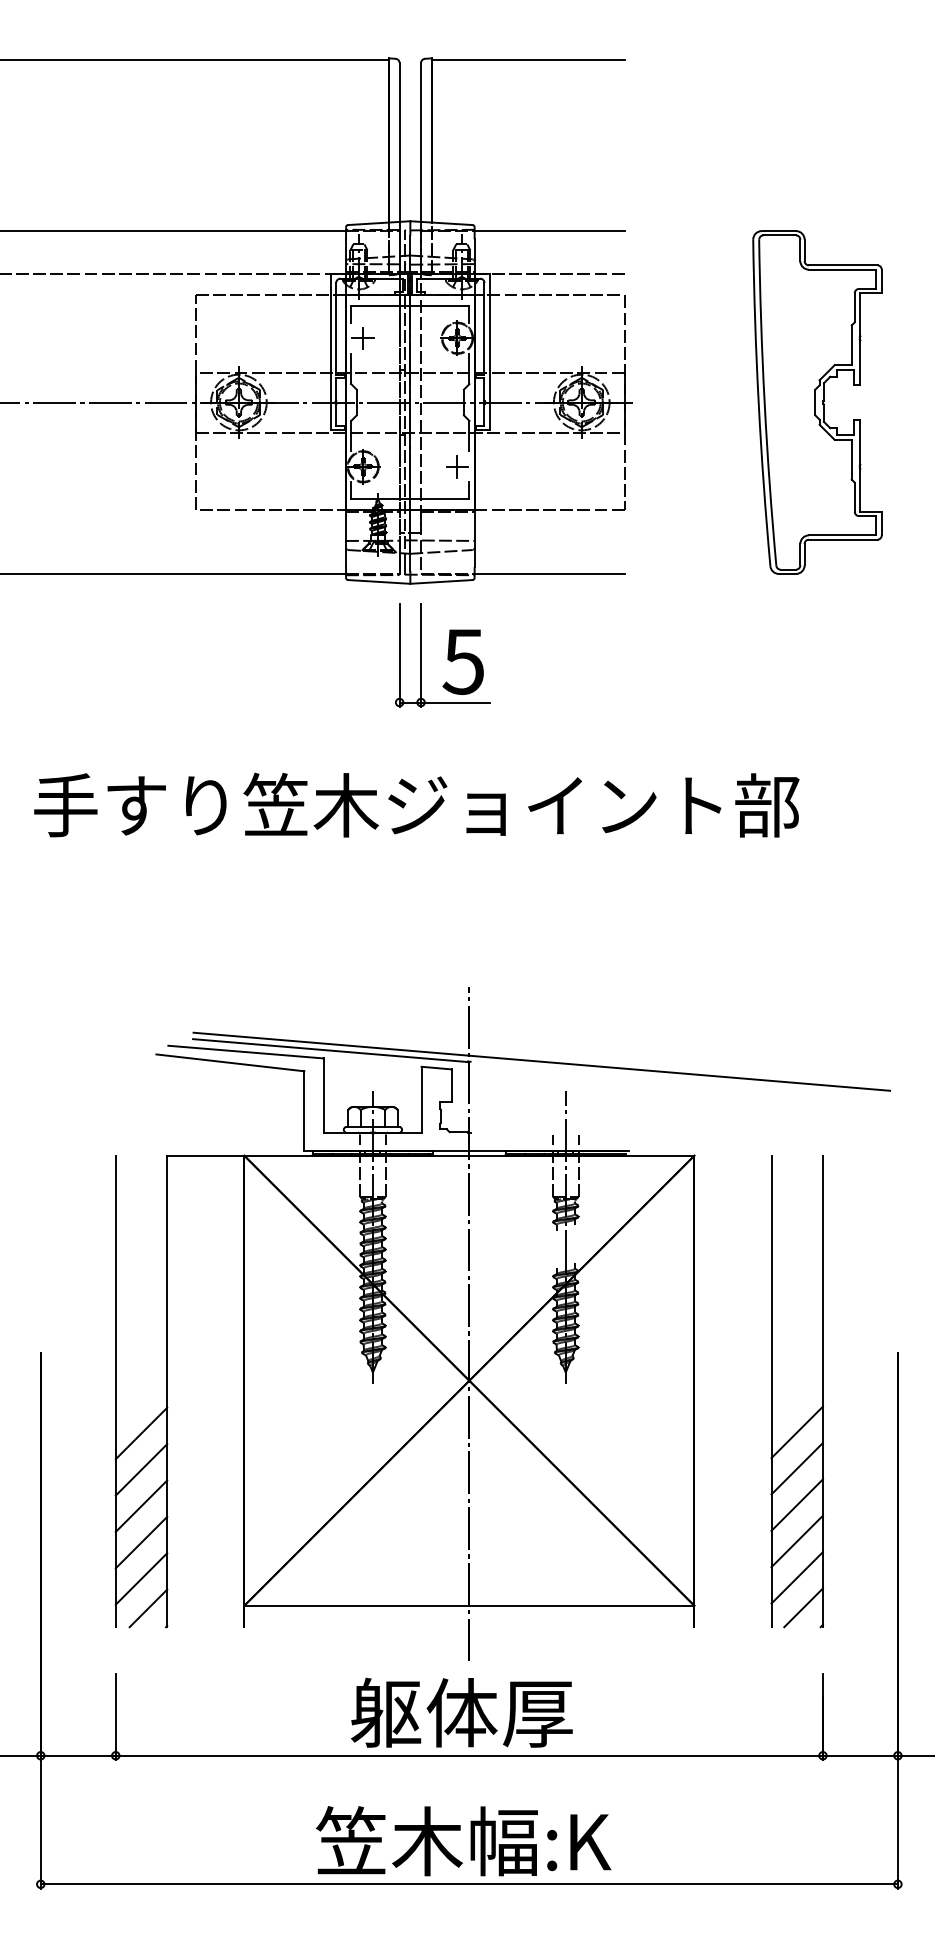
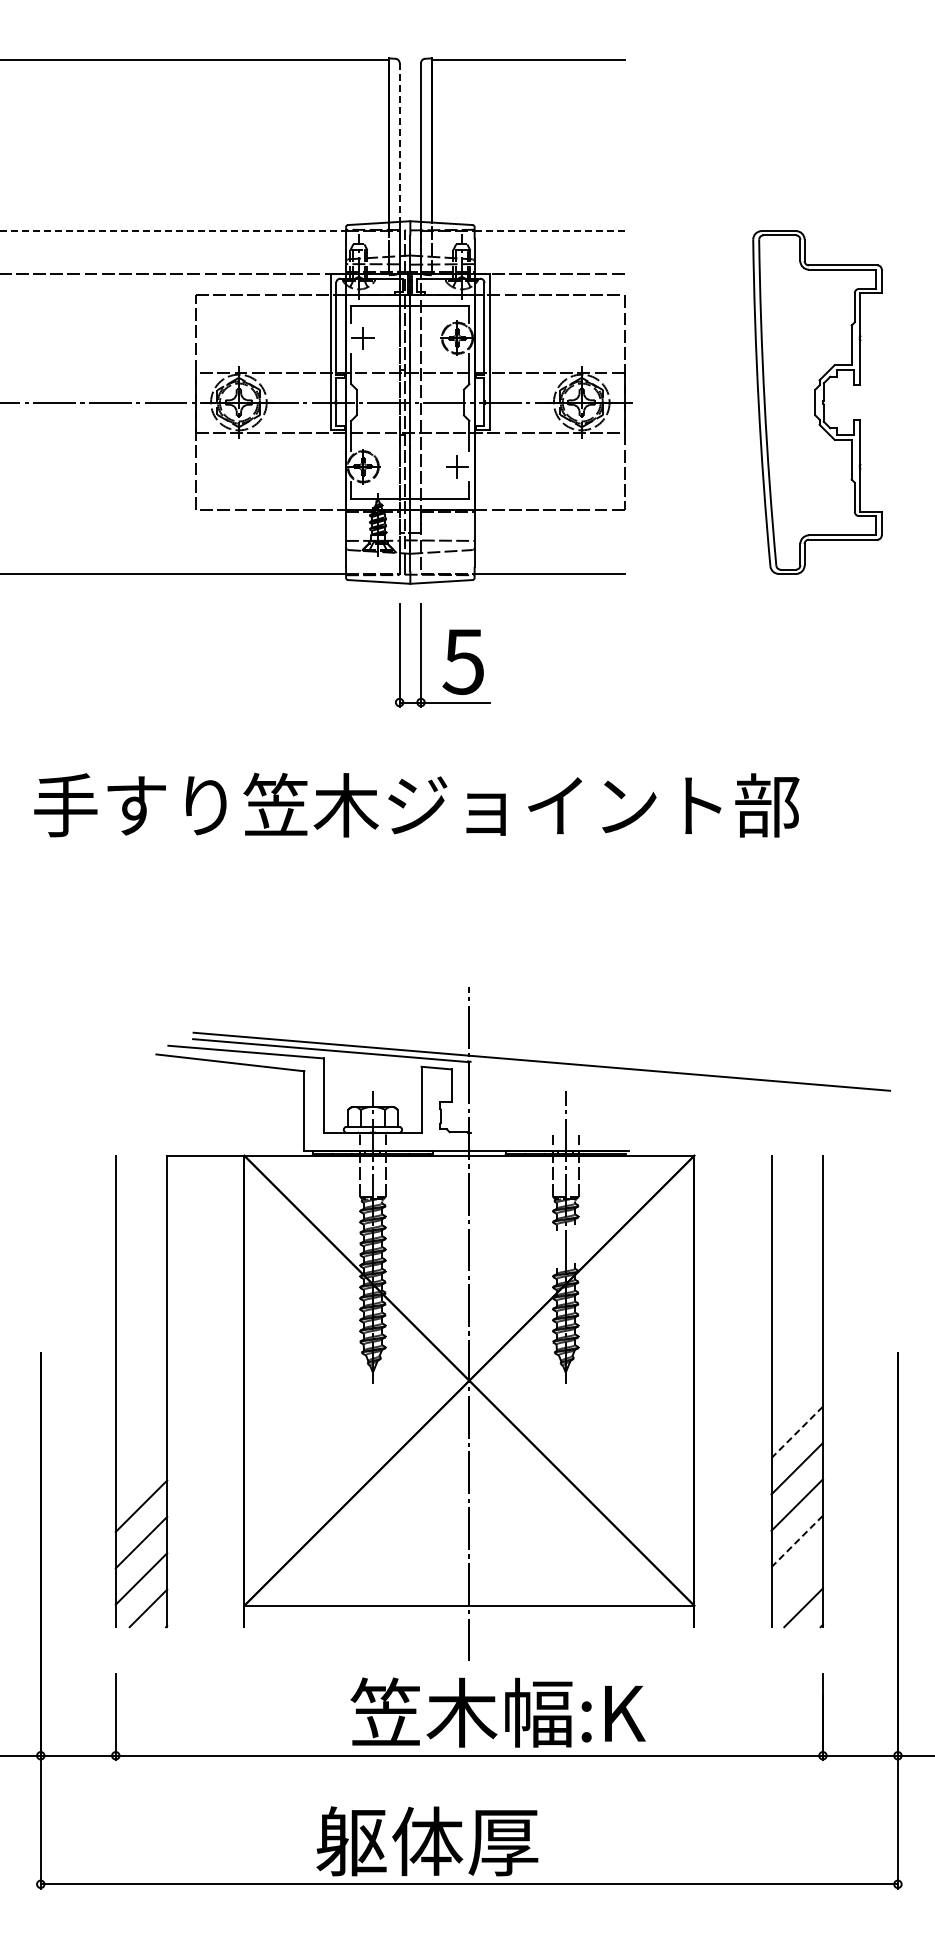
line: solid -> dashed (399, 143)
line: solid -> dashed (173, 231)
line: solid -> dashed (550, 231)
line: solid -> dashed (796, 1432)
line: present -> none (141, 1433)
line: present -> none (141, 1469)
line: solid -> dashed (796, 1541)
line: present -> none (796, 1577)
text: 躯体厚 -> 笠木幅:K (497, 1712)
text: 笠木幅:K -> 躯体厚 (463, 1841)
